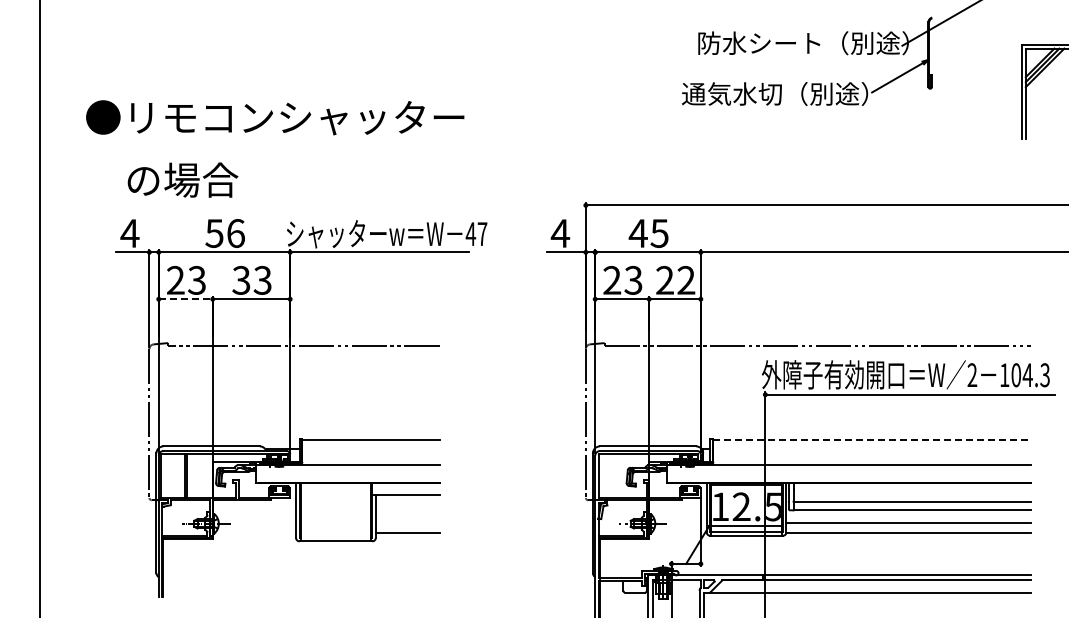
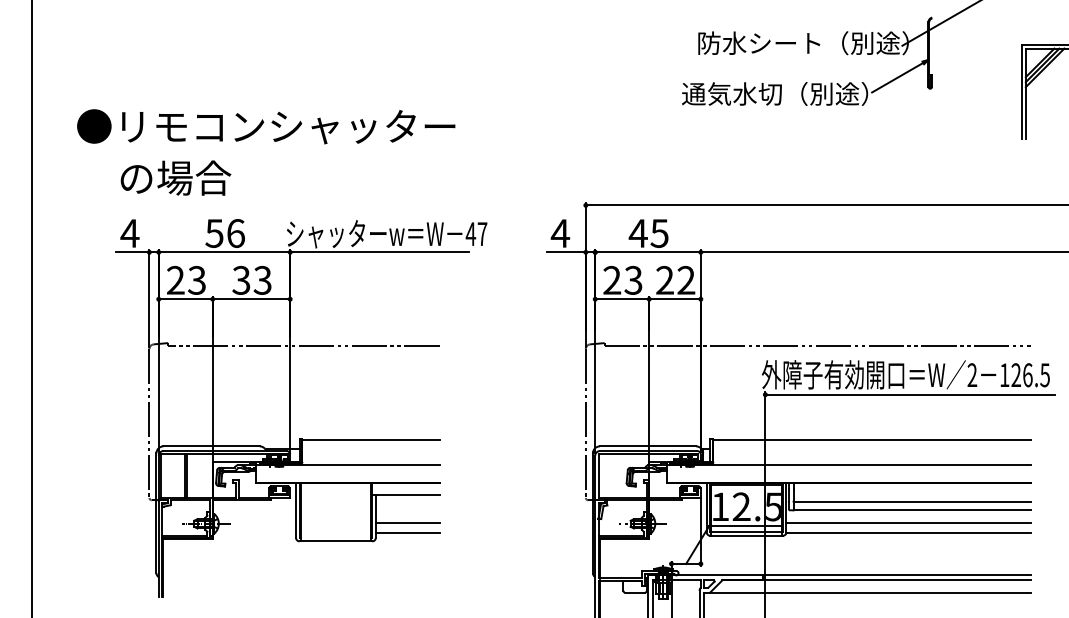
text position: (275, 117) -> (266, 126) (266, 126)
text position: (182, 179) -> (175, 177) (175, 177)
line: dashed -> solid (185, 299)
line position: (40, 308) -> (32, 308) (32, 308)
text: 104.3 -> 126.5 (1030, 375)
line: dashed -> solid (872, 439)
line: none -> present (407, 522)
